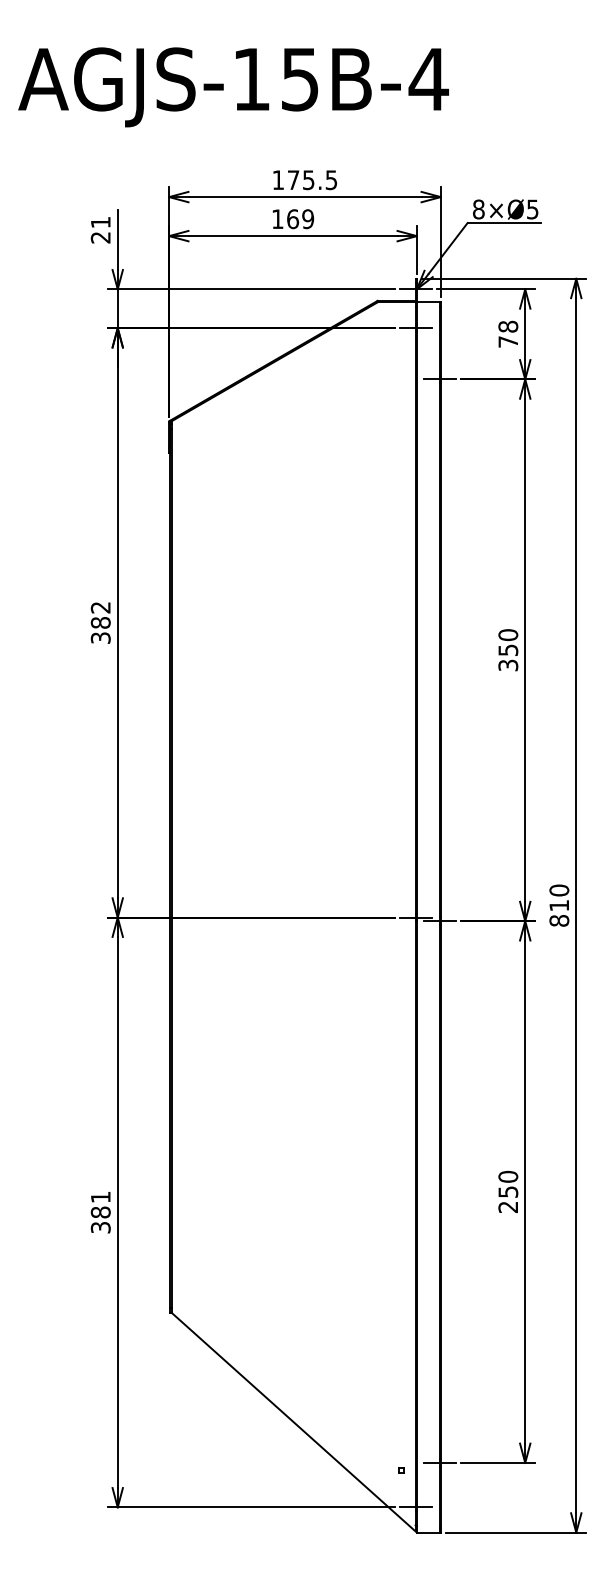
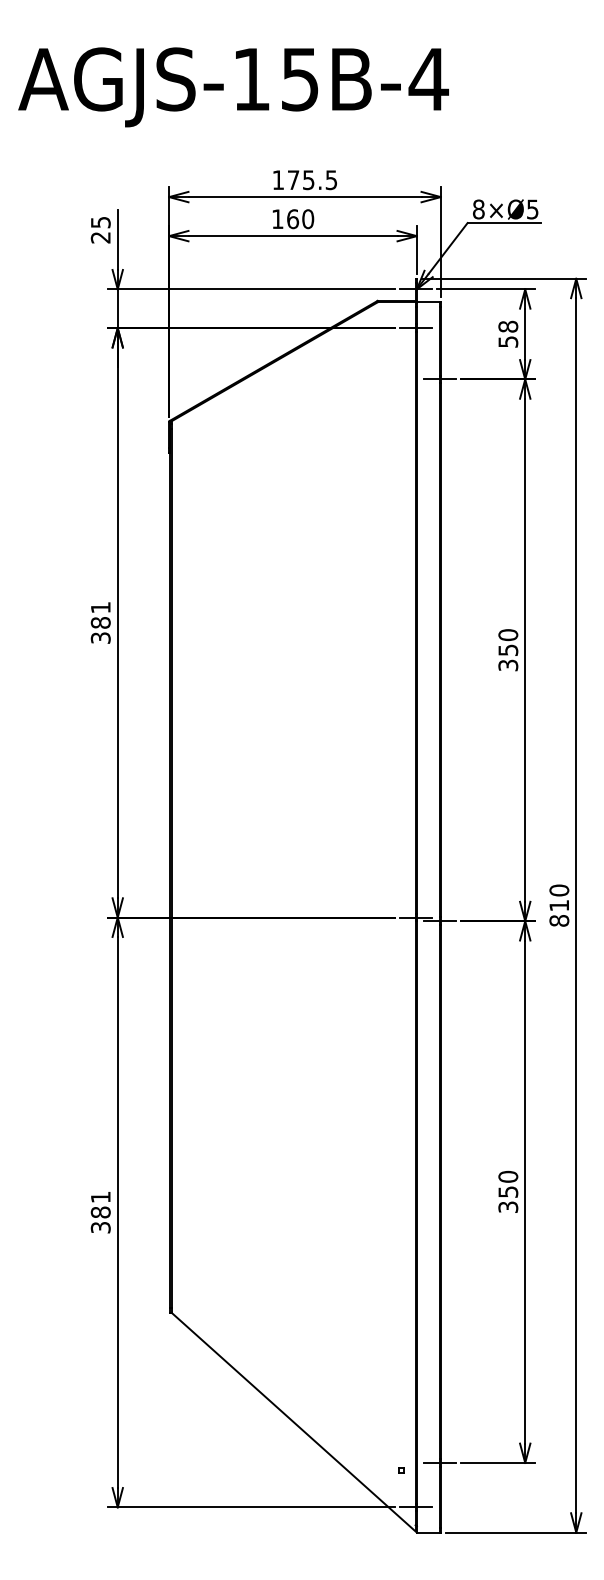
text: 169 -> 160 (308, 219)
text: 21 -> 25 (100, 222)
text: 78 -> 58 (508, 341)
text: 382 -> 381 (100, 607)
text: 250 -> 350 (508, 1206)
